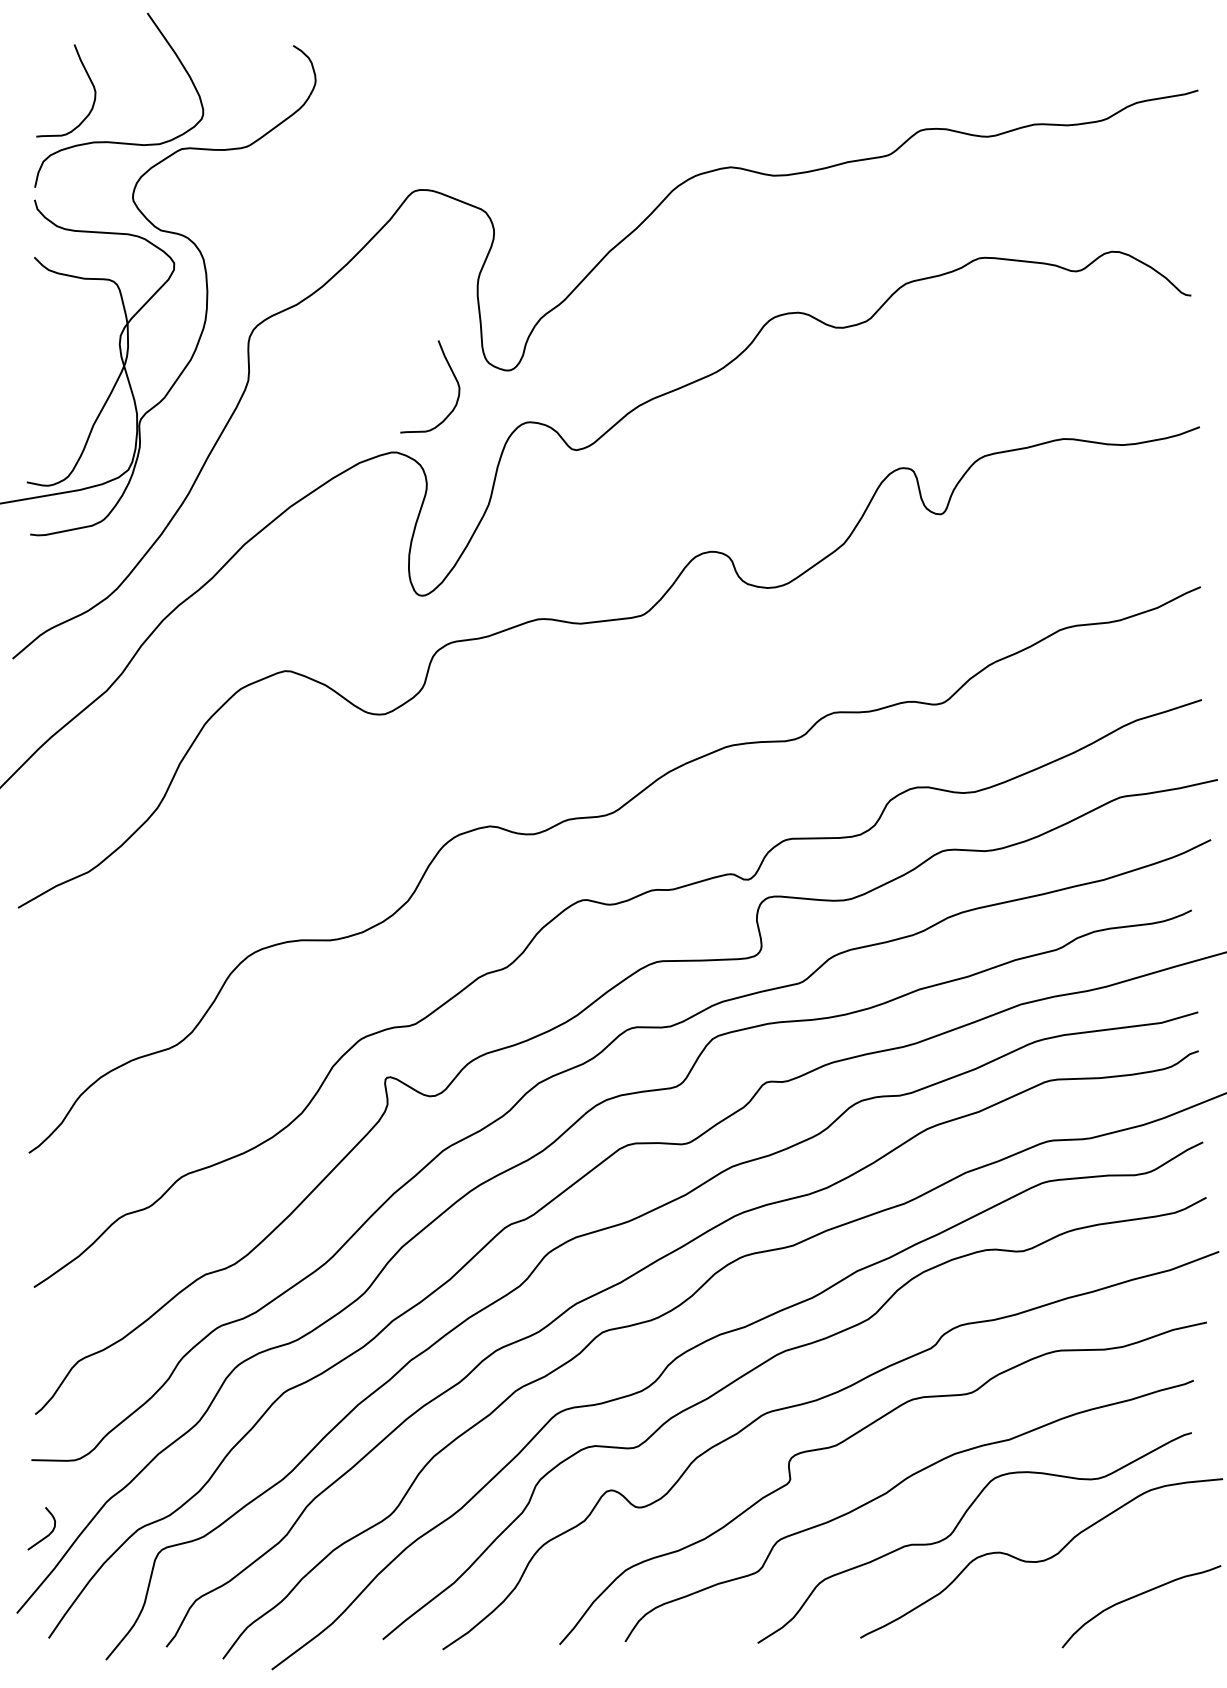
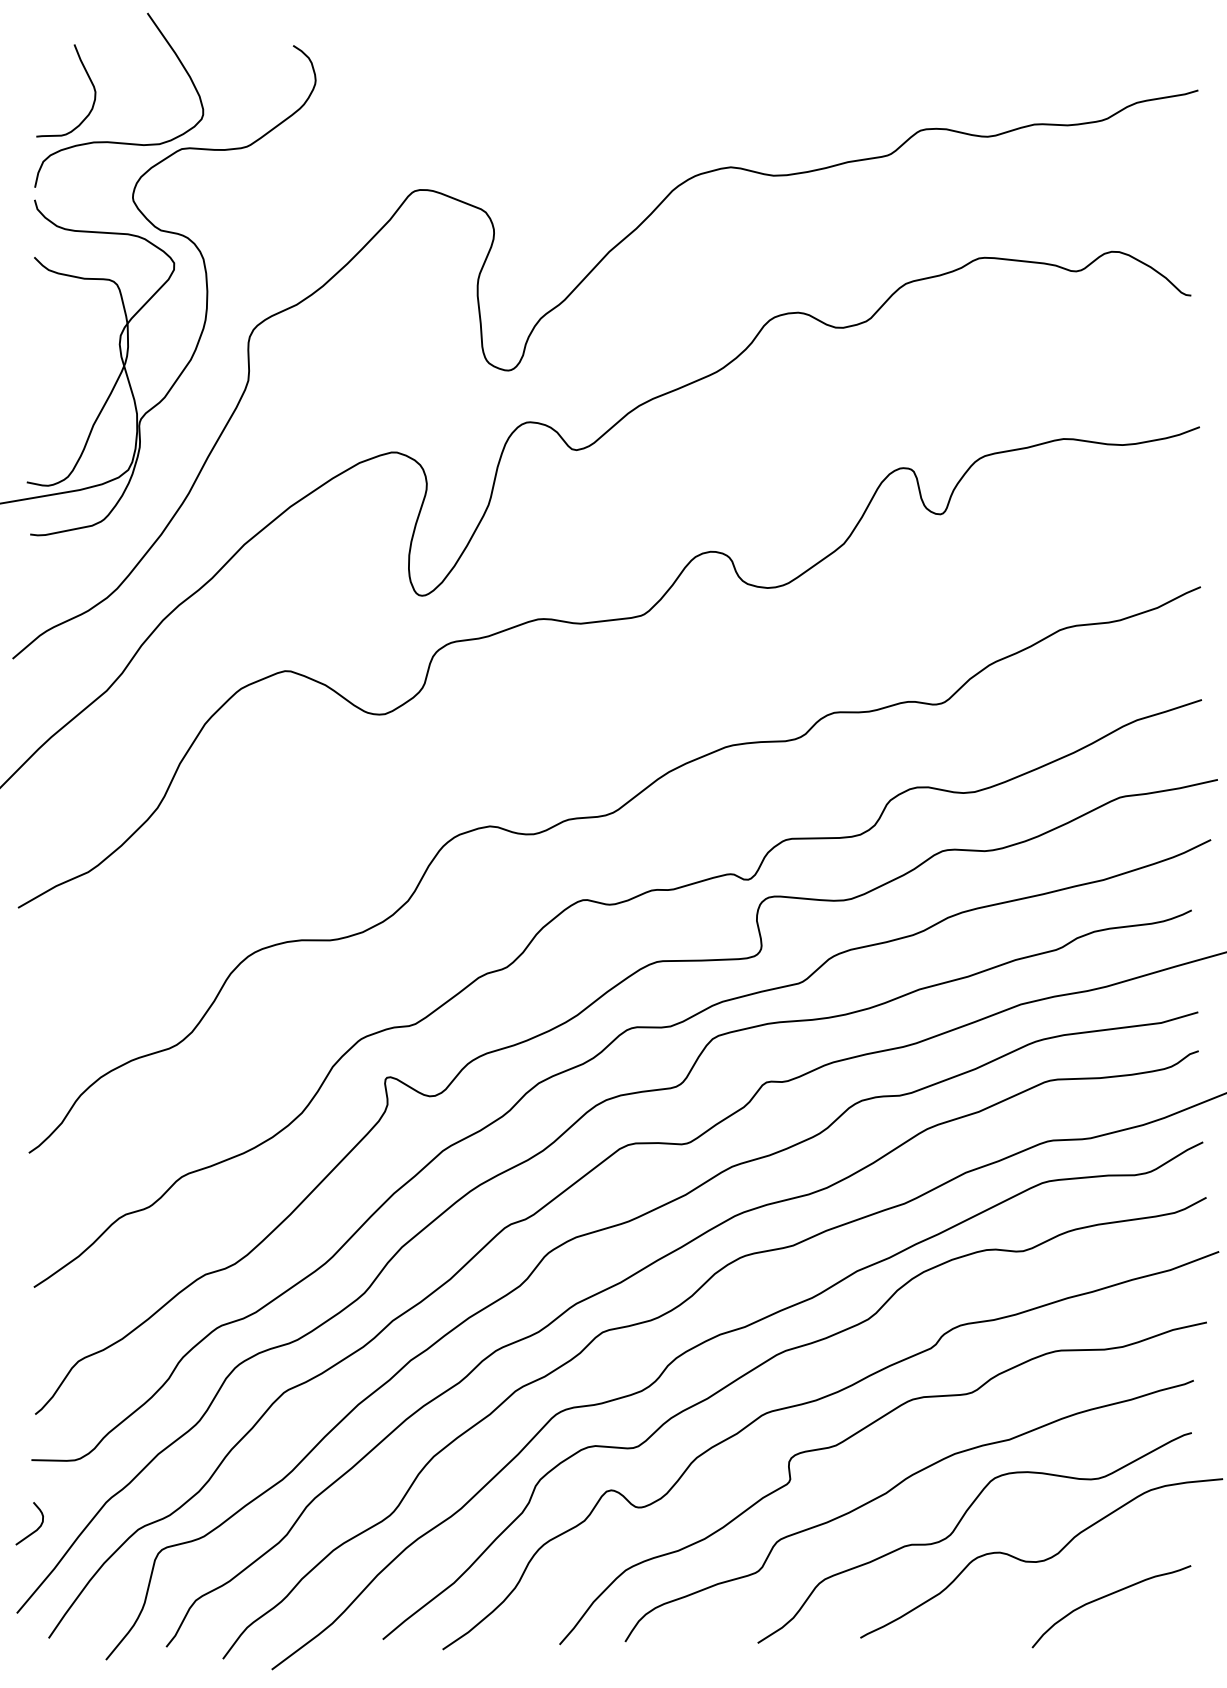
curve: present -> none (452, 374)
curve position: (46, 1535) -> (34, 1530) (34, 1530)
curve position: (1137, 1596) -> (1107, 1596) (1107, 1596)
